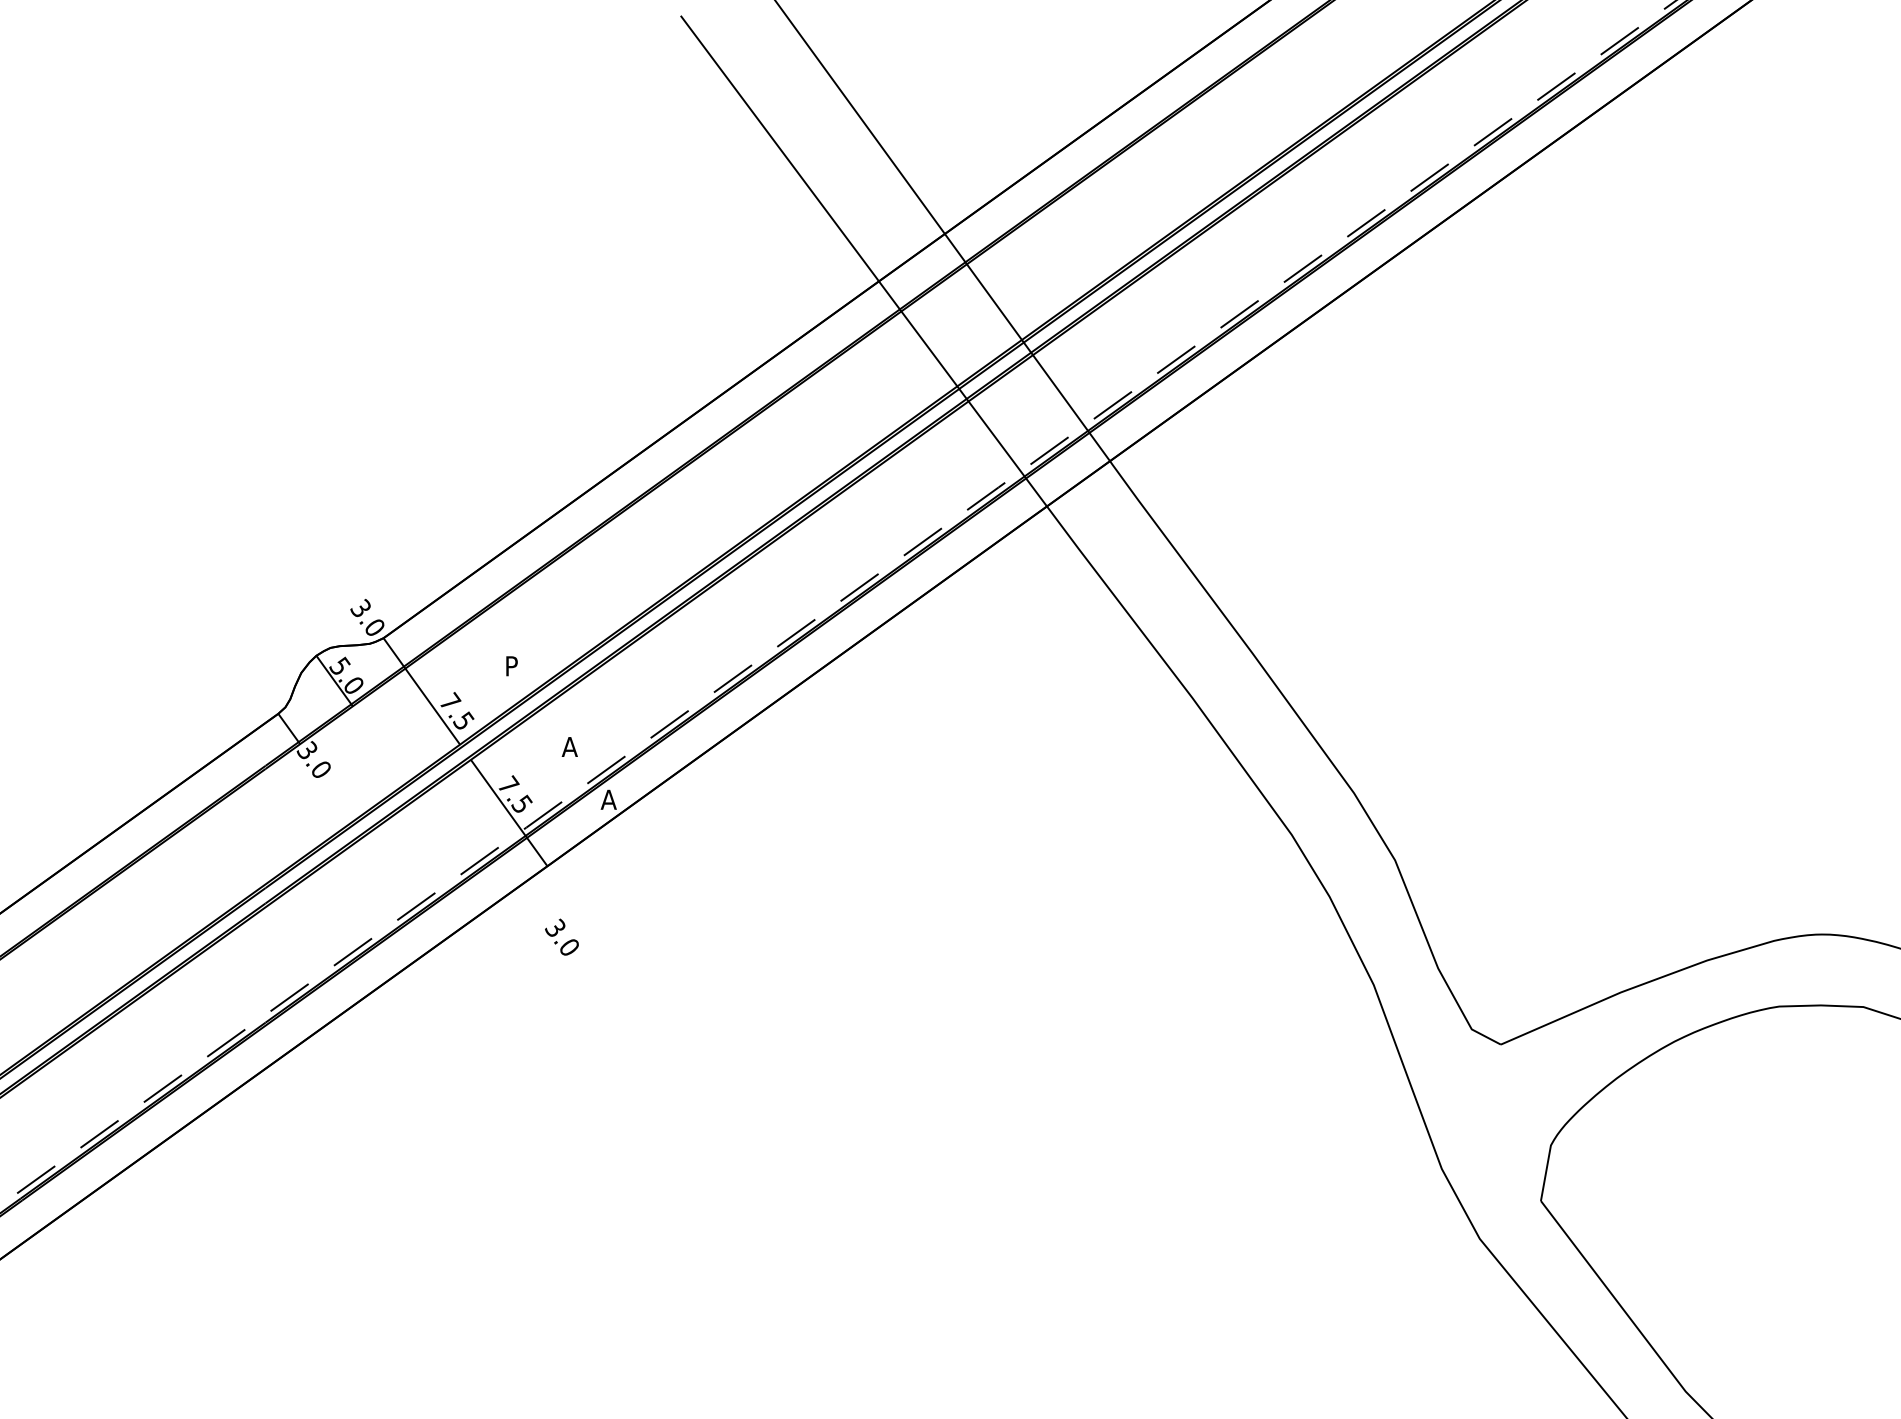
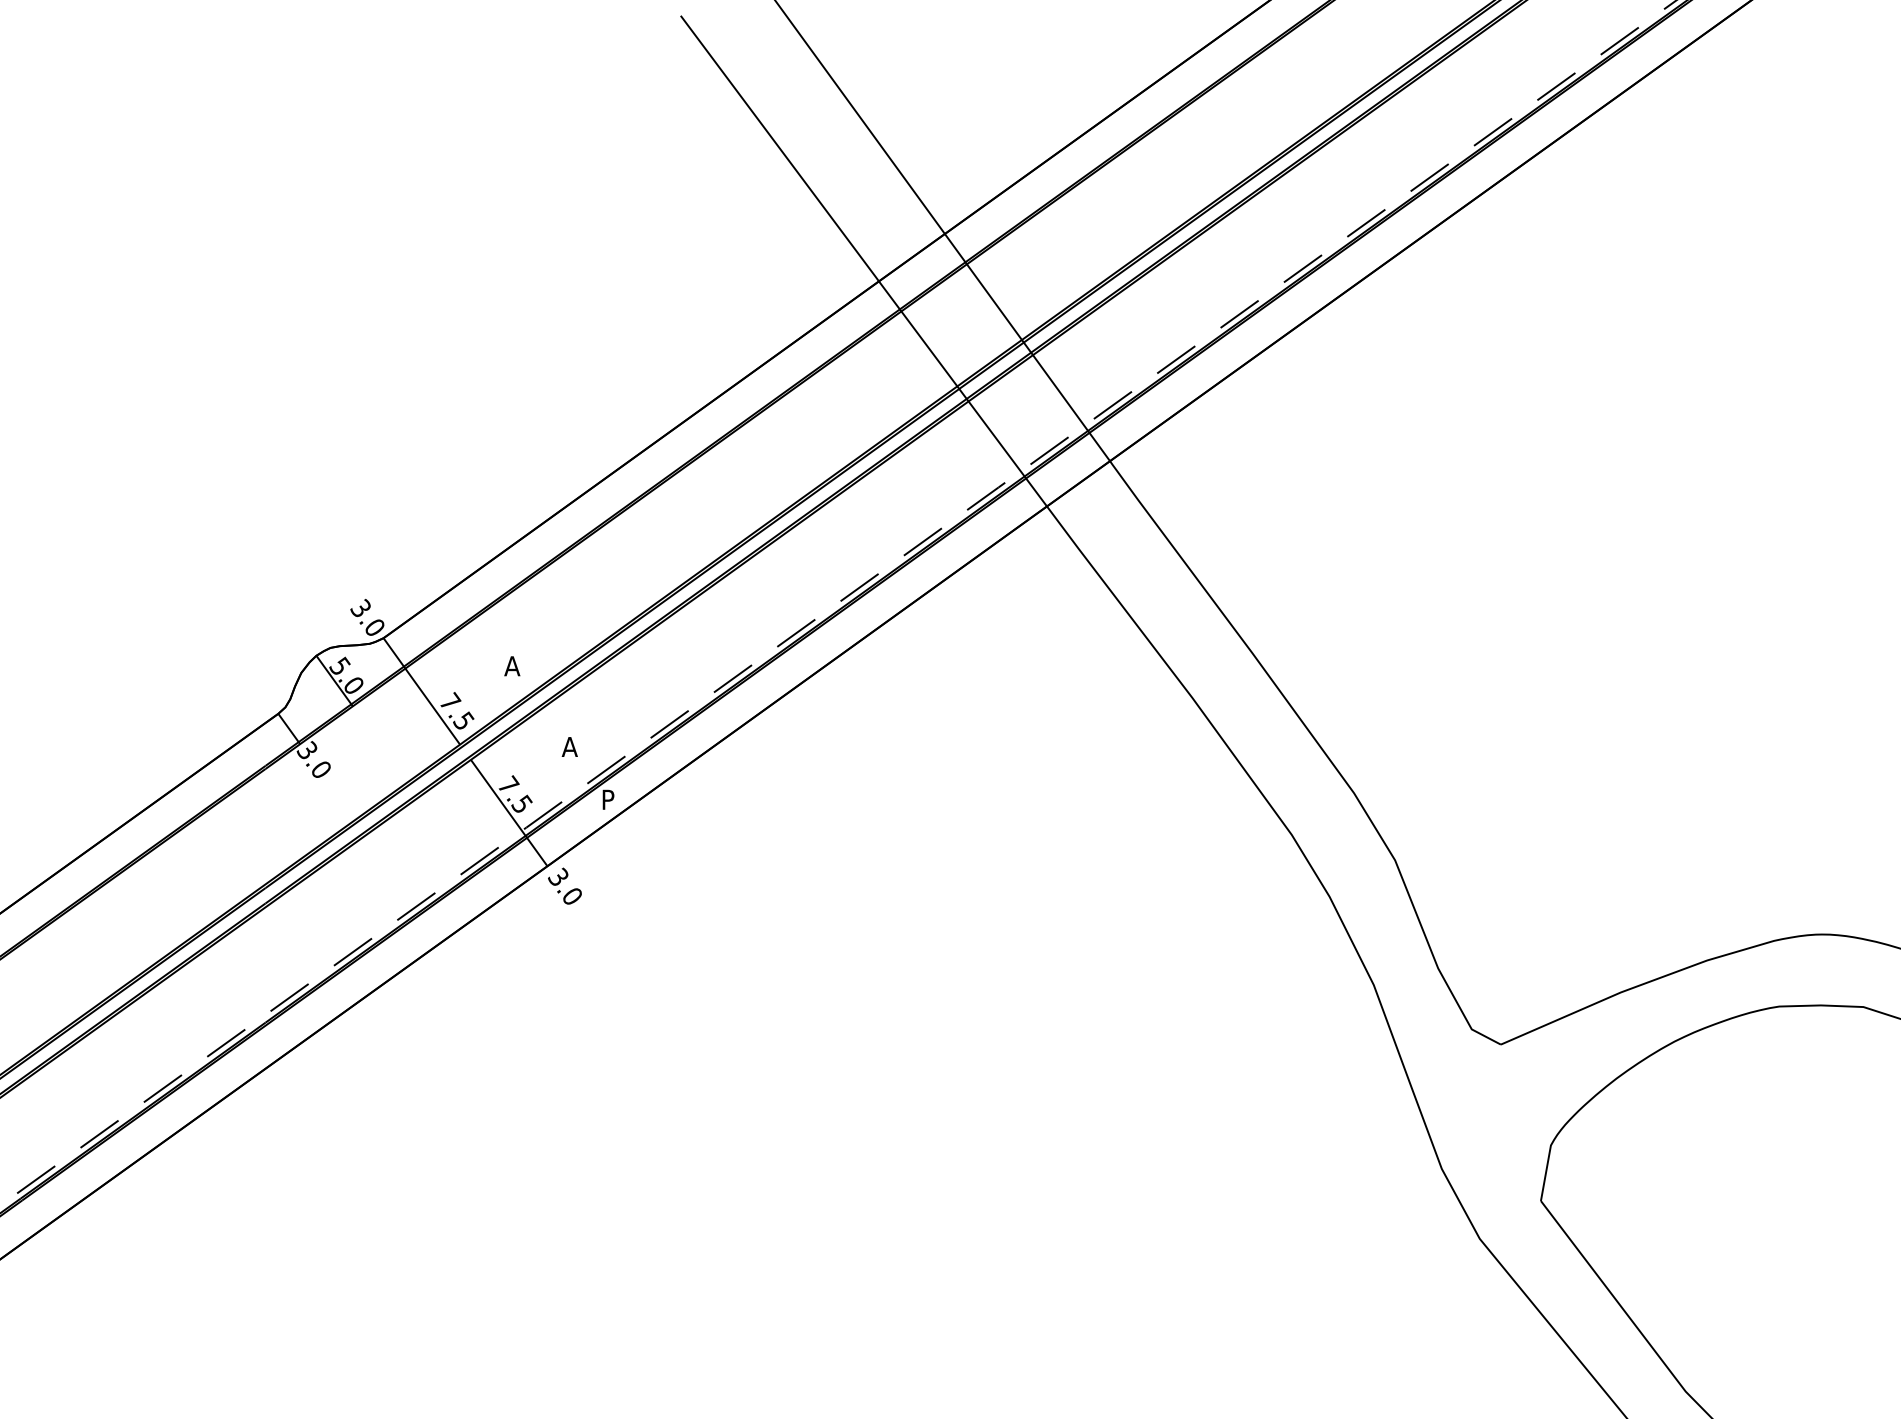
text: P -> A (512, 666)
text: A -> P (608, 799)
text position: (561, 936) -> (564, 885) (564, 885)
